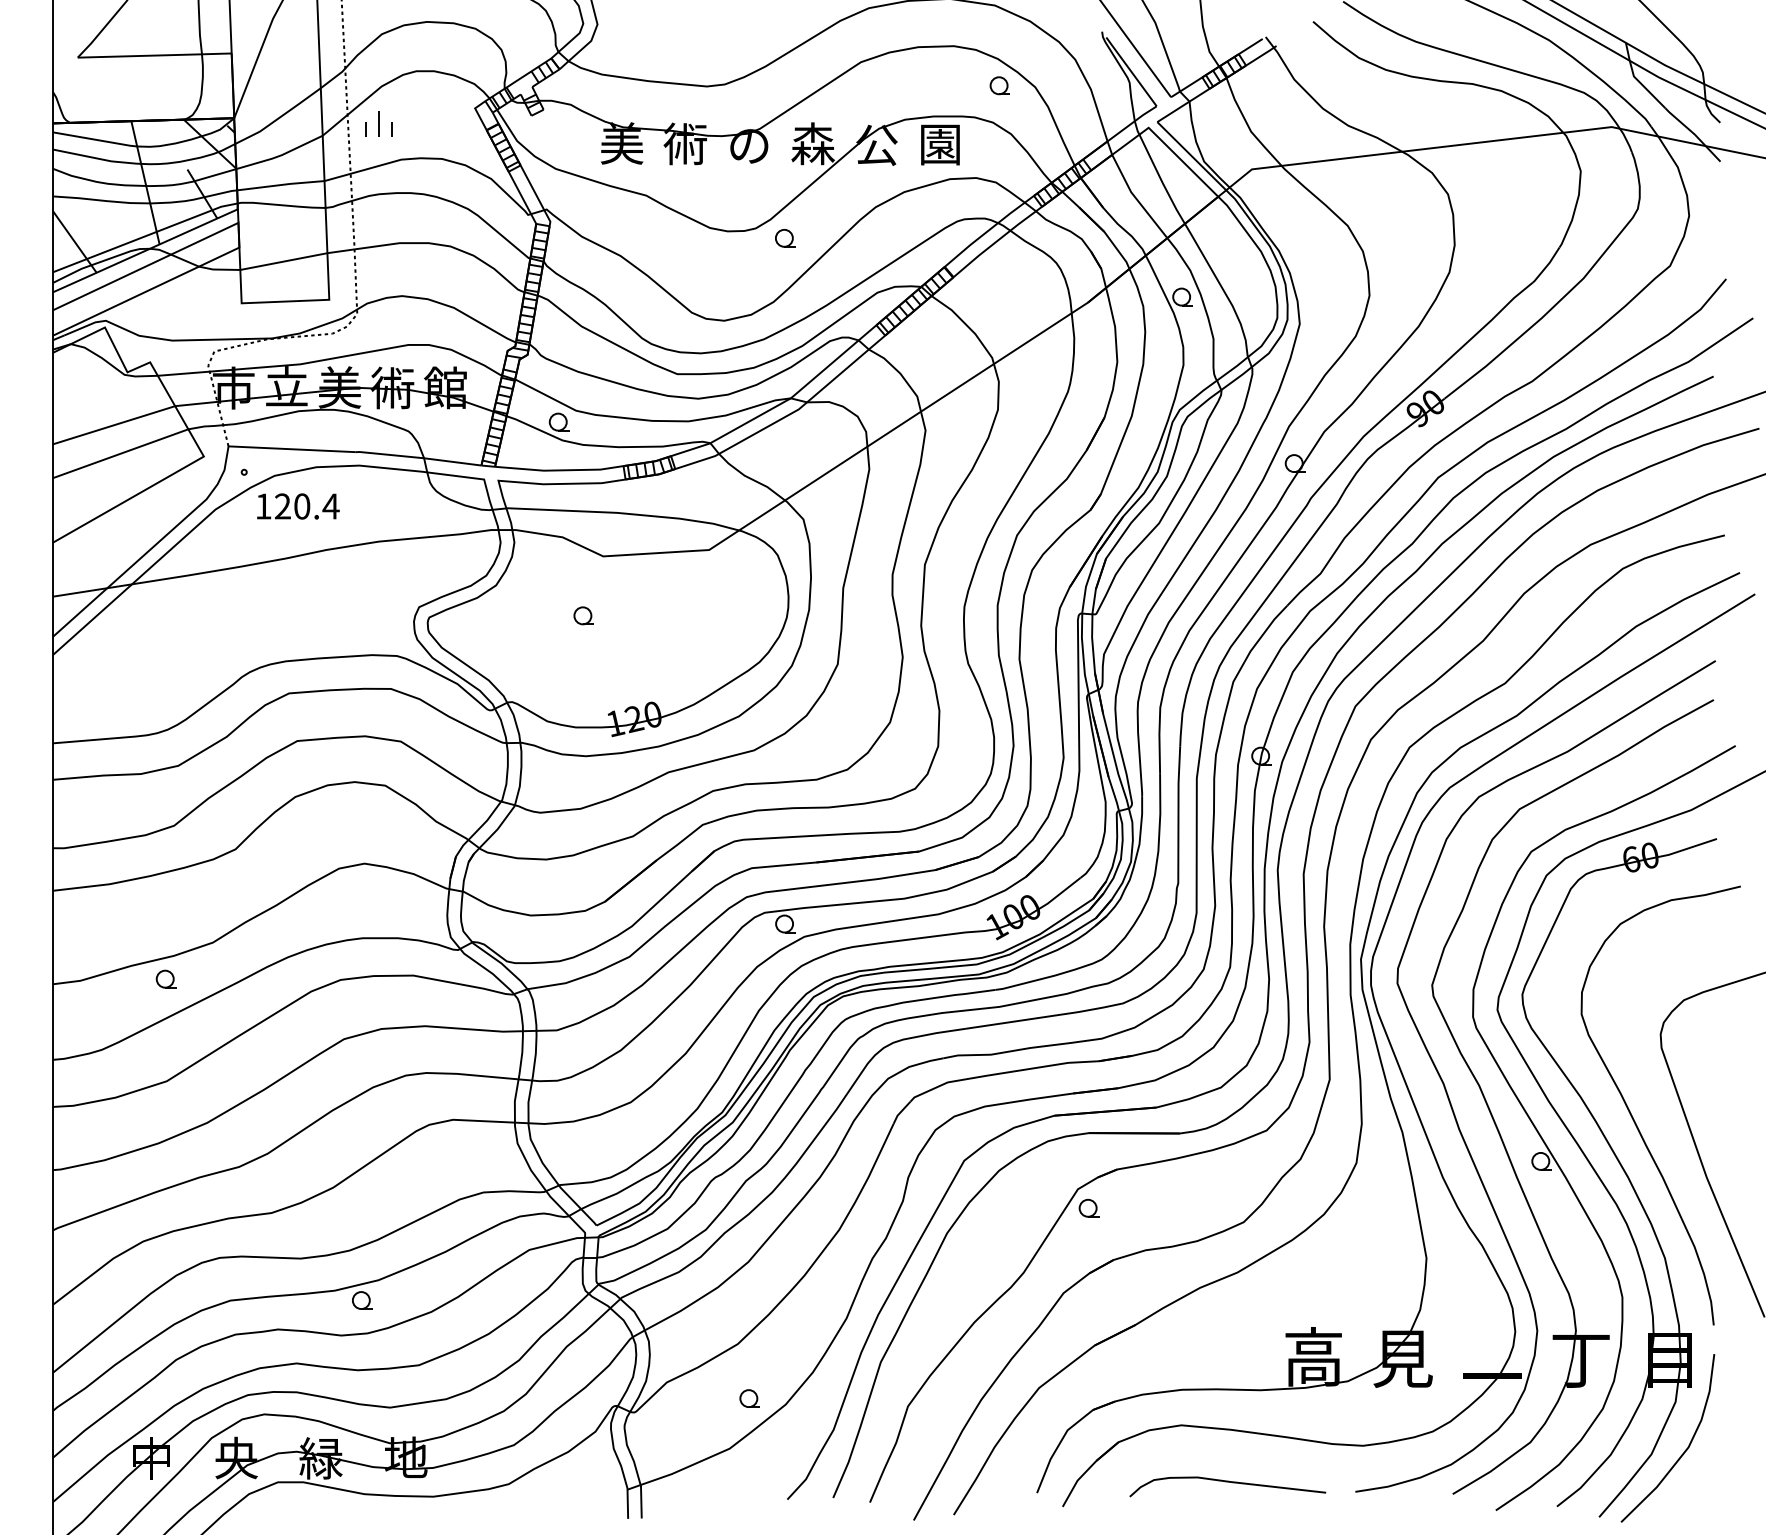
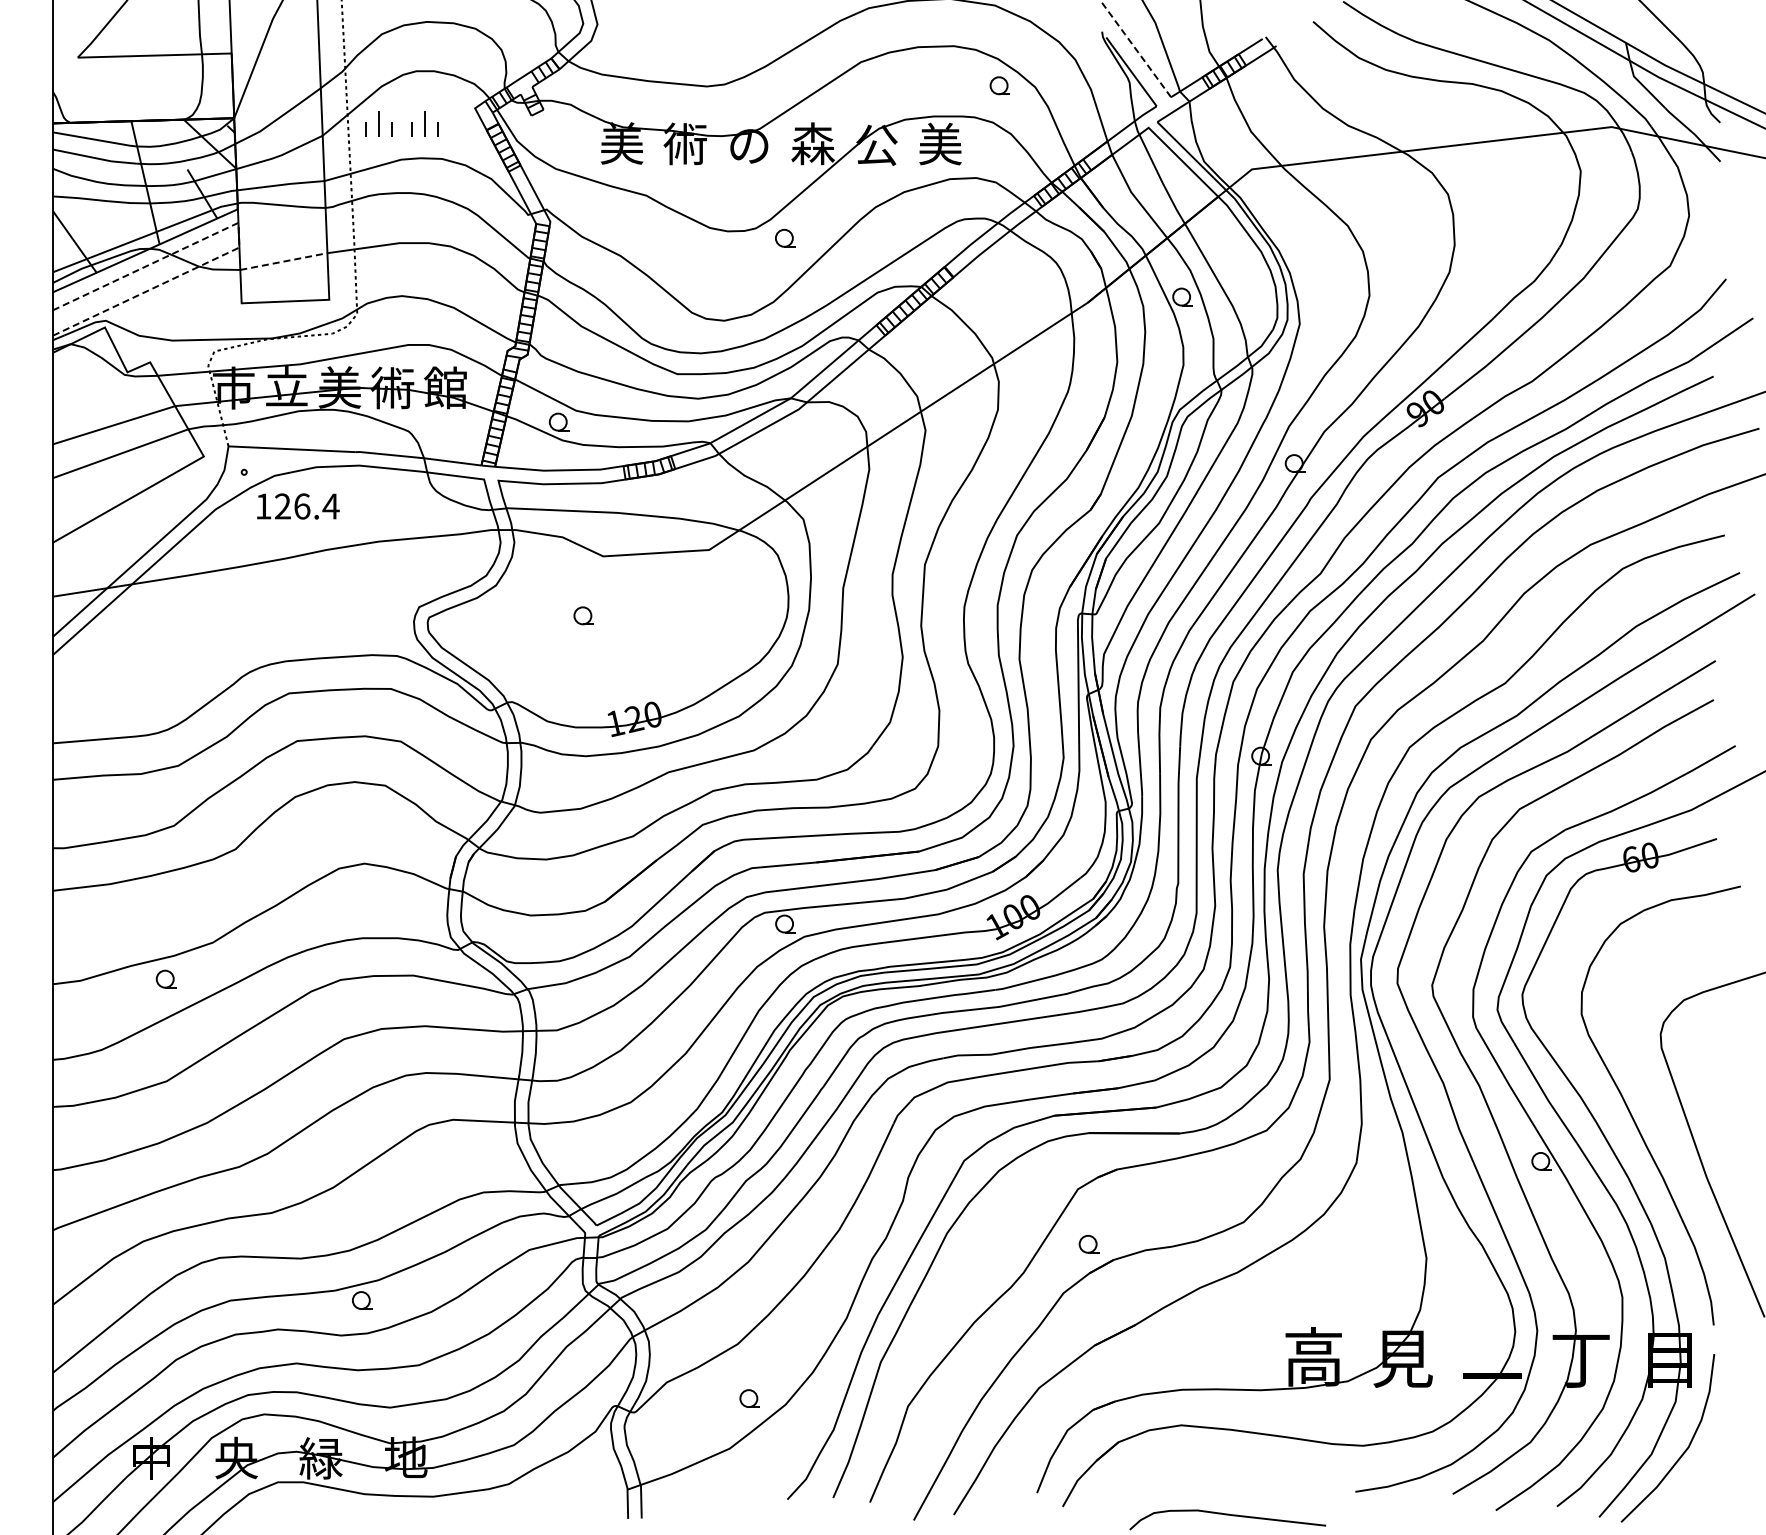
line: solid -> dashed (1135, 48)
part: none -> present (424, 123)
text: 園 -> 美 (940, 143)
line: solid -> dashed (238, 235)
line: solid -> dashed (284, 261)
text: 120.4 -> 126.4 (302, 506)
part position: (1088, 1207) -> (1088, 1243) (1088, 1243)
curve position: (1227, 1482) -> (1227, 1515) (1227, 1515)
